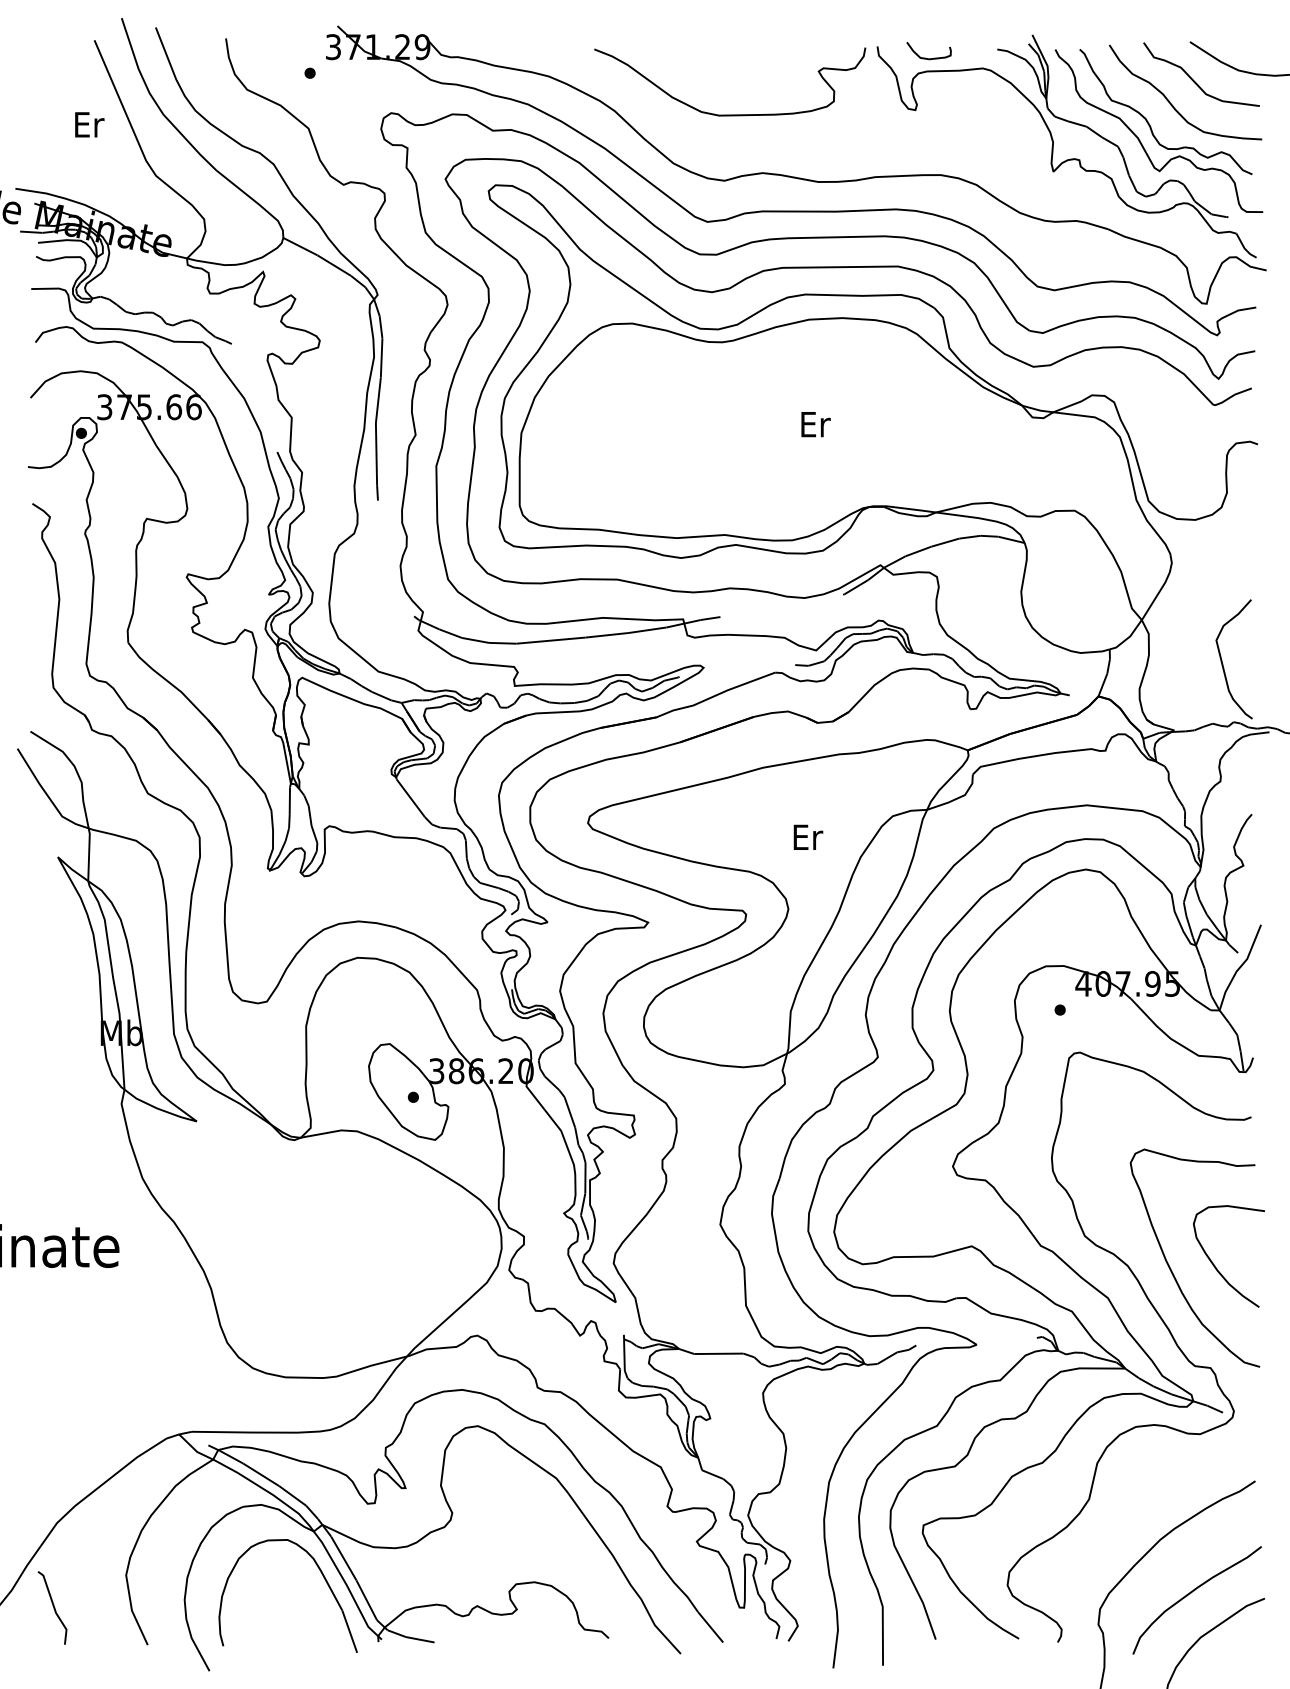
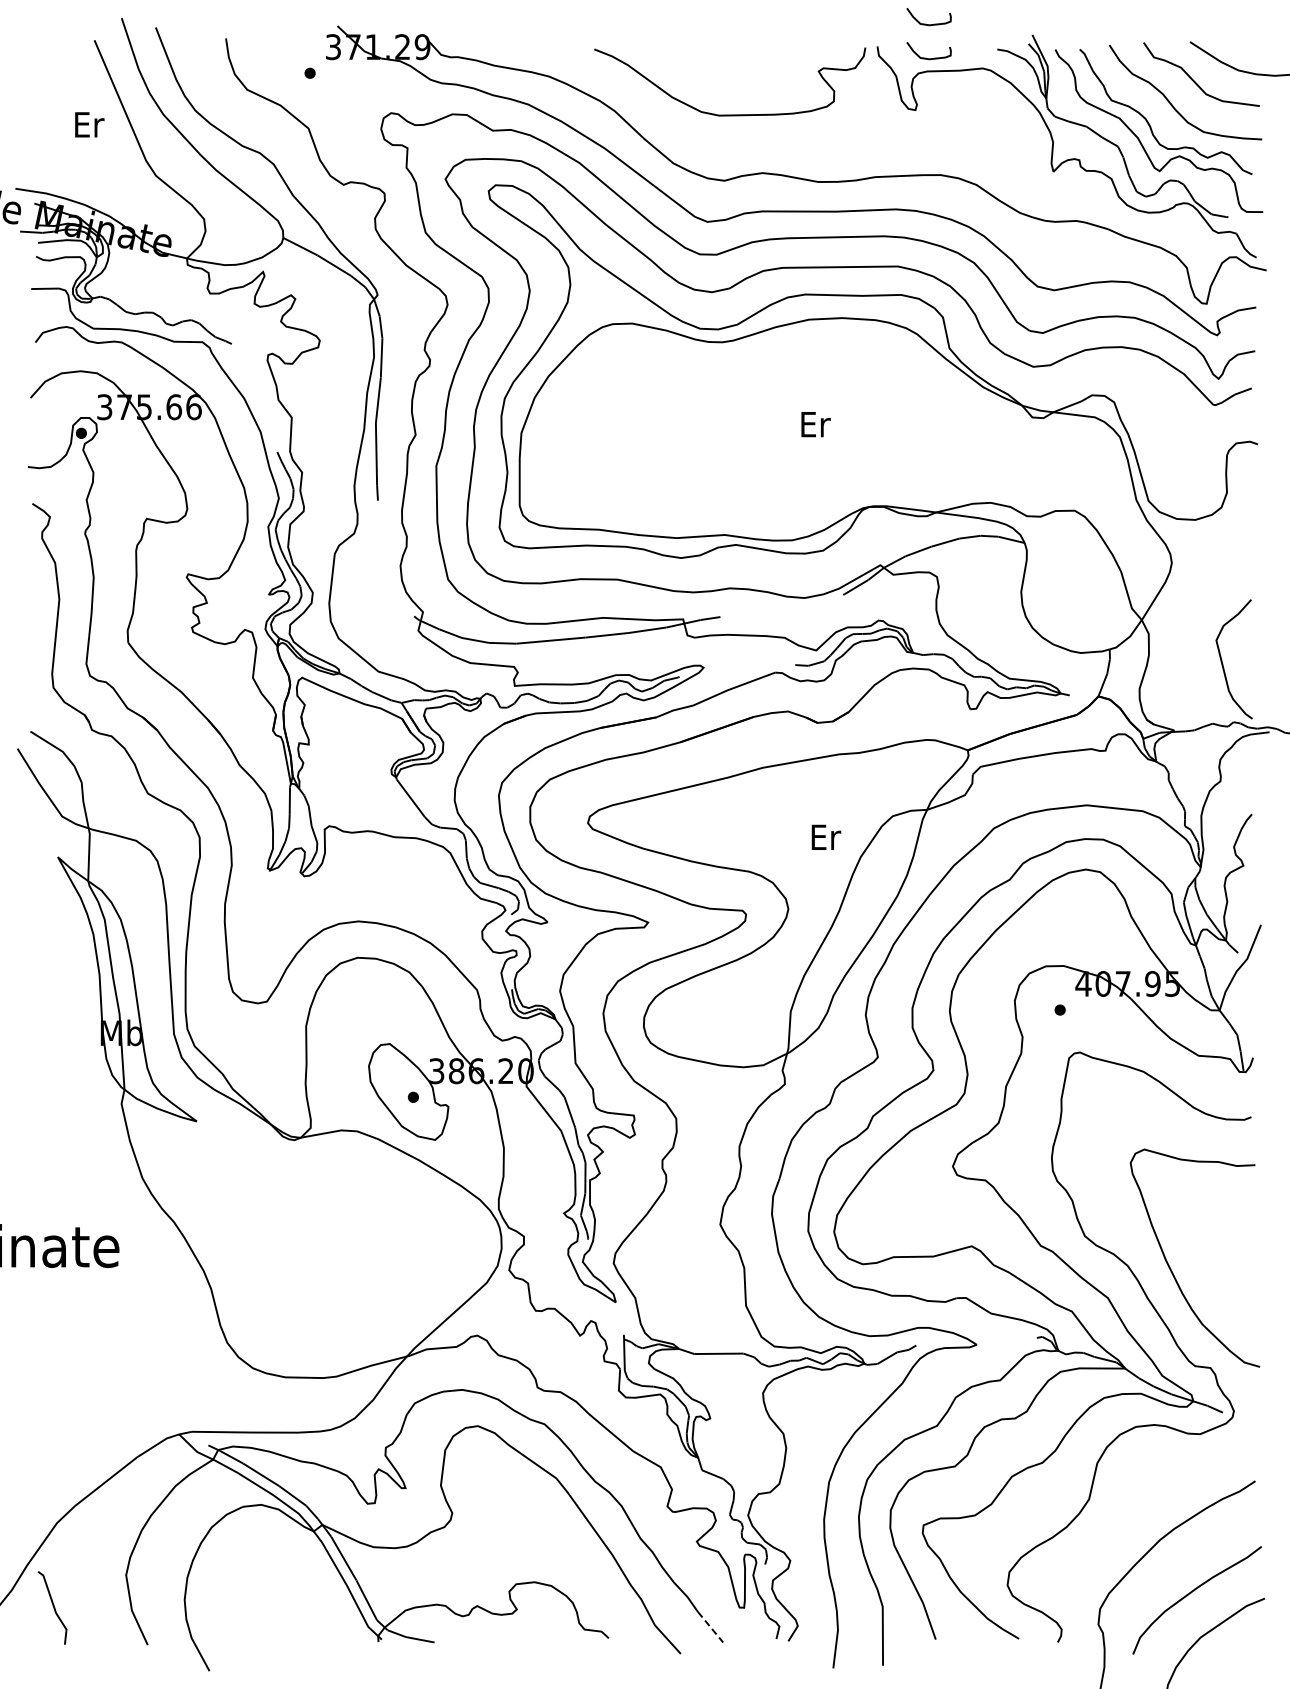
curve: none -> present (925, 23)
text position: (808, 836) -> (826, 836) (826, 836)
curve: present -> none (1215, 1265)
part: present -> none (322, 1576)
line: solid -> dashed (710, 1627)
